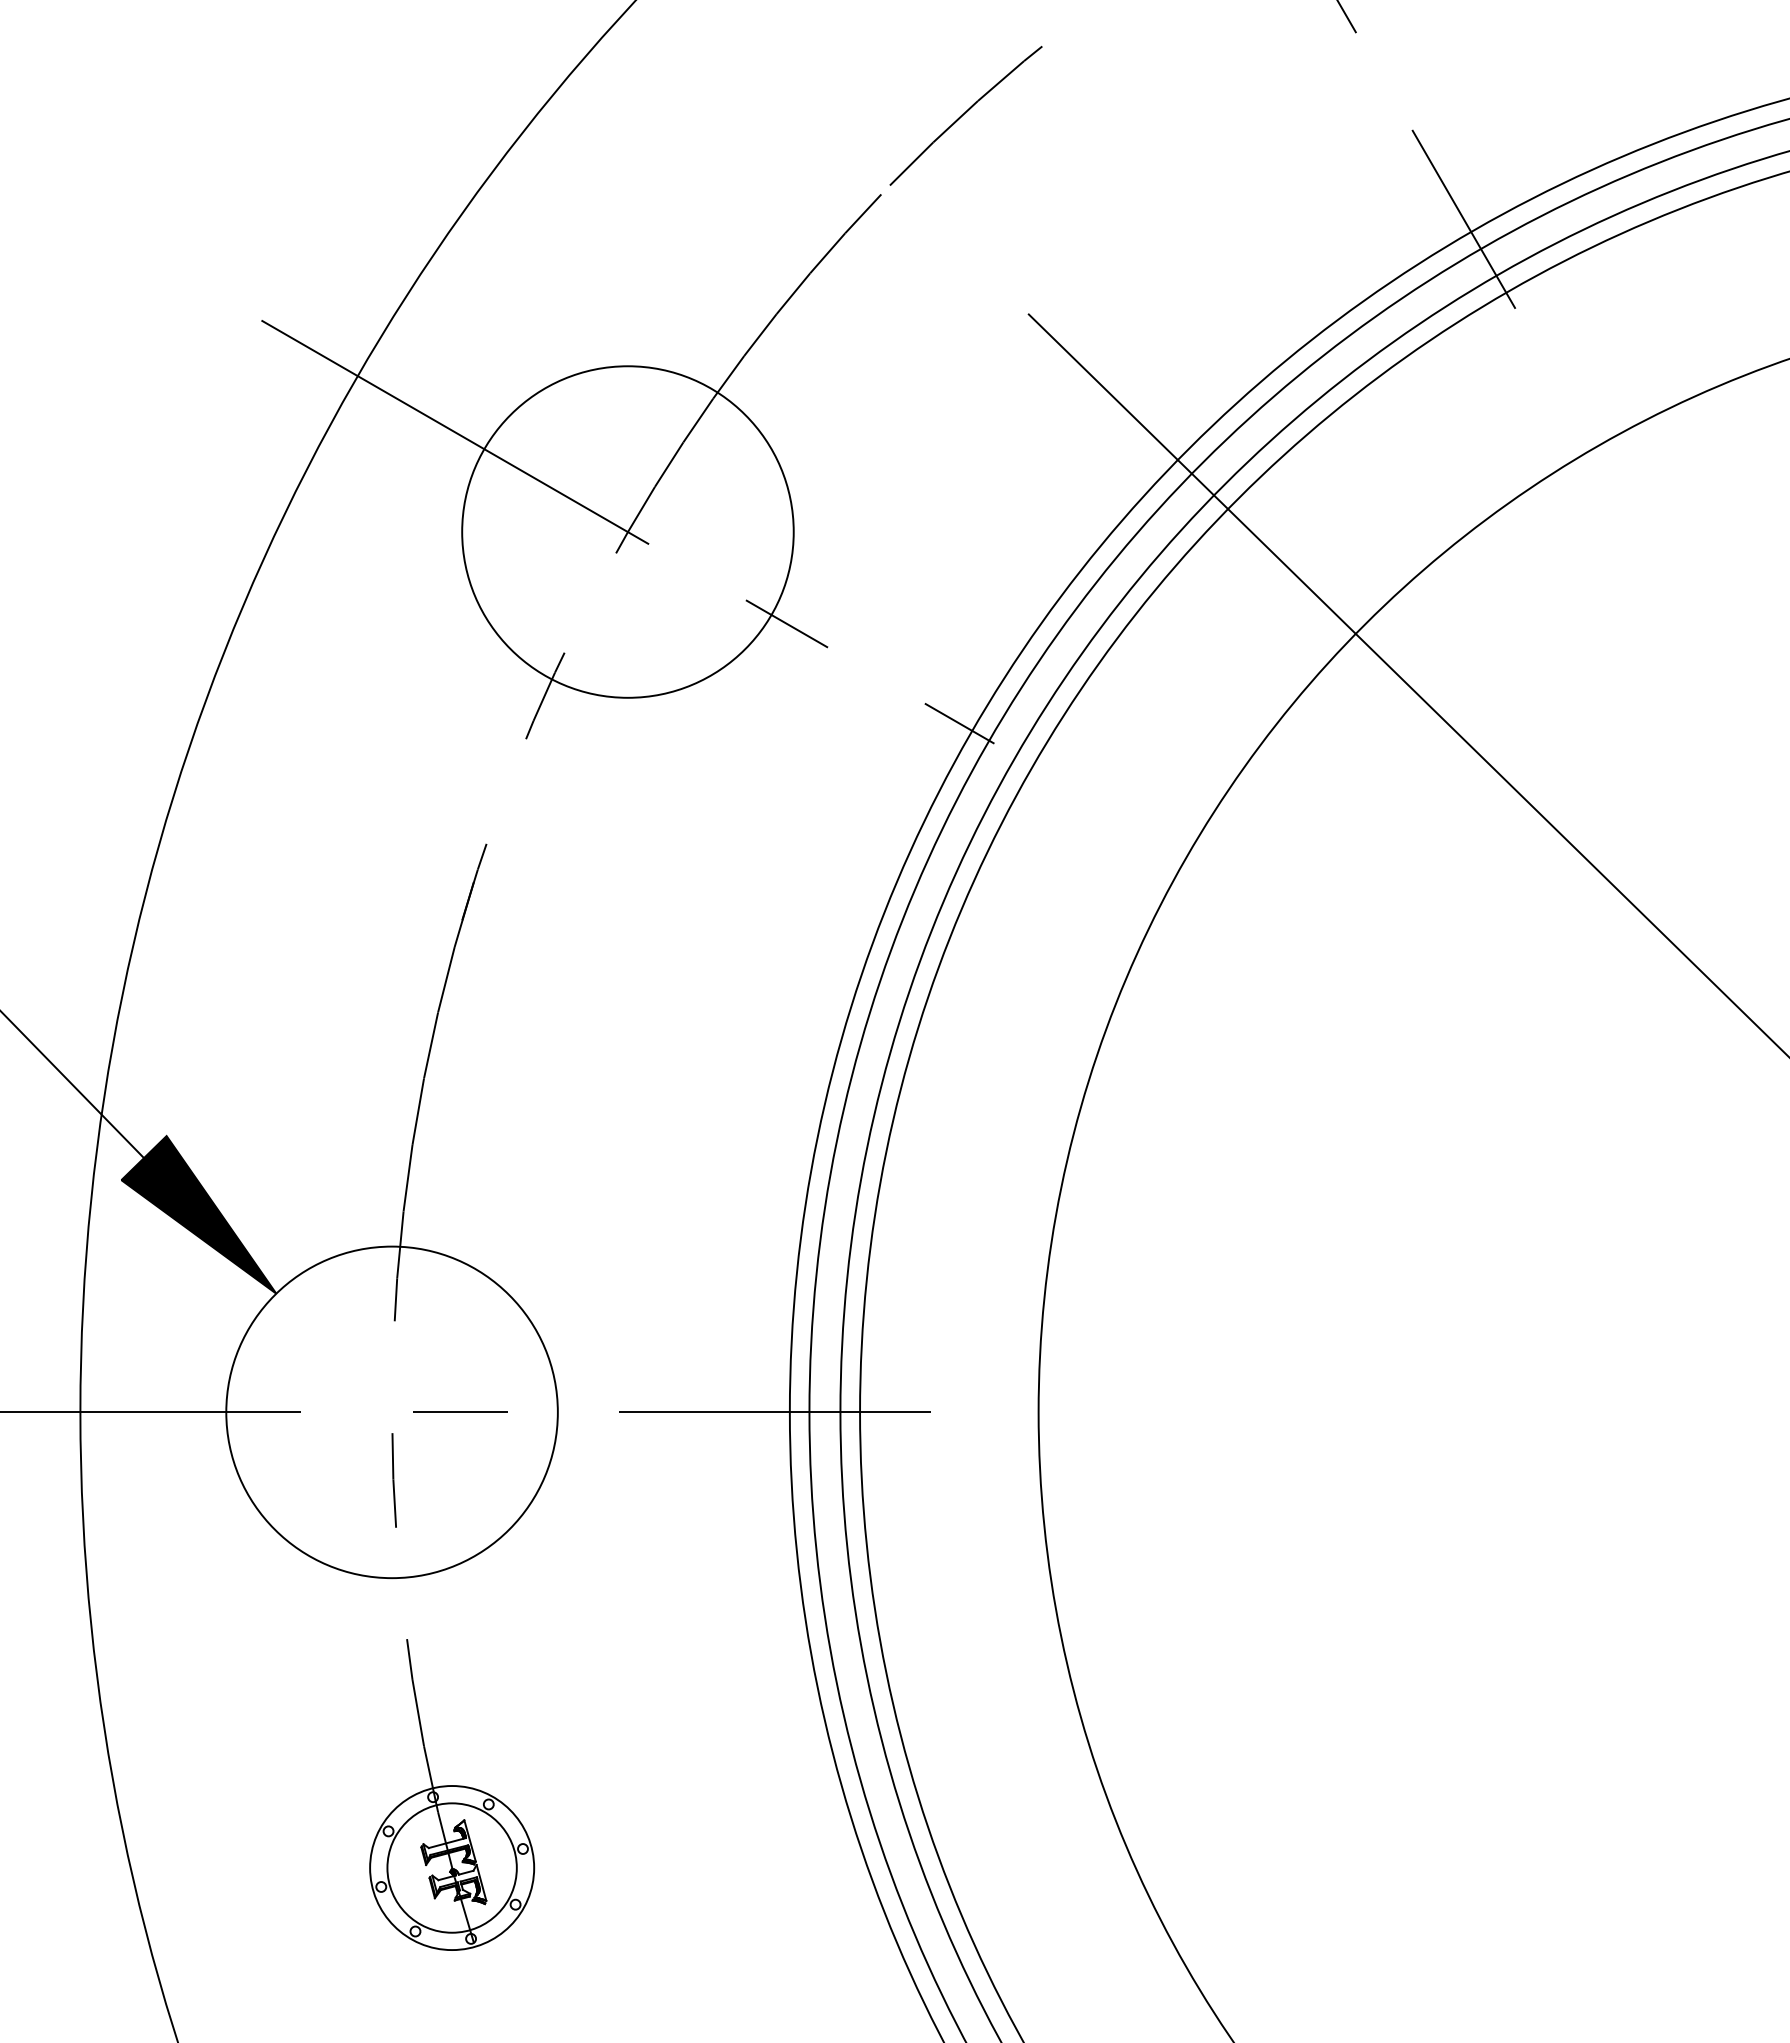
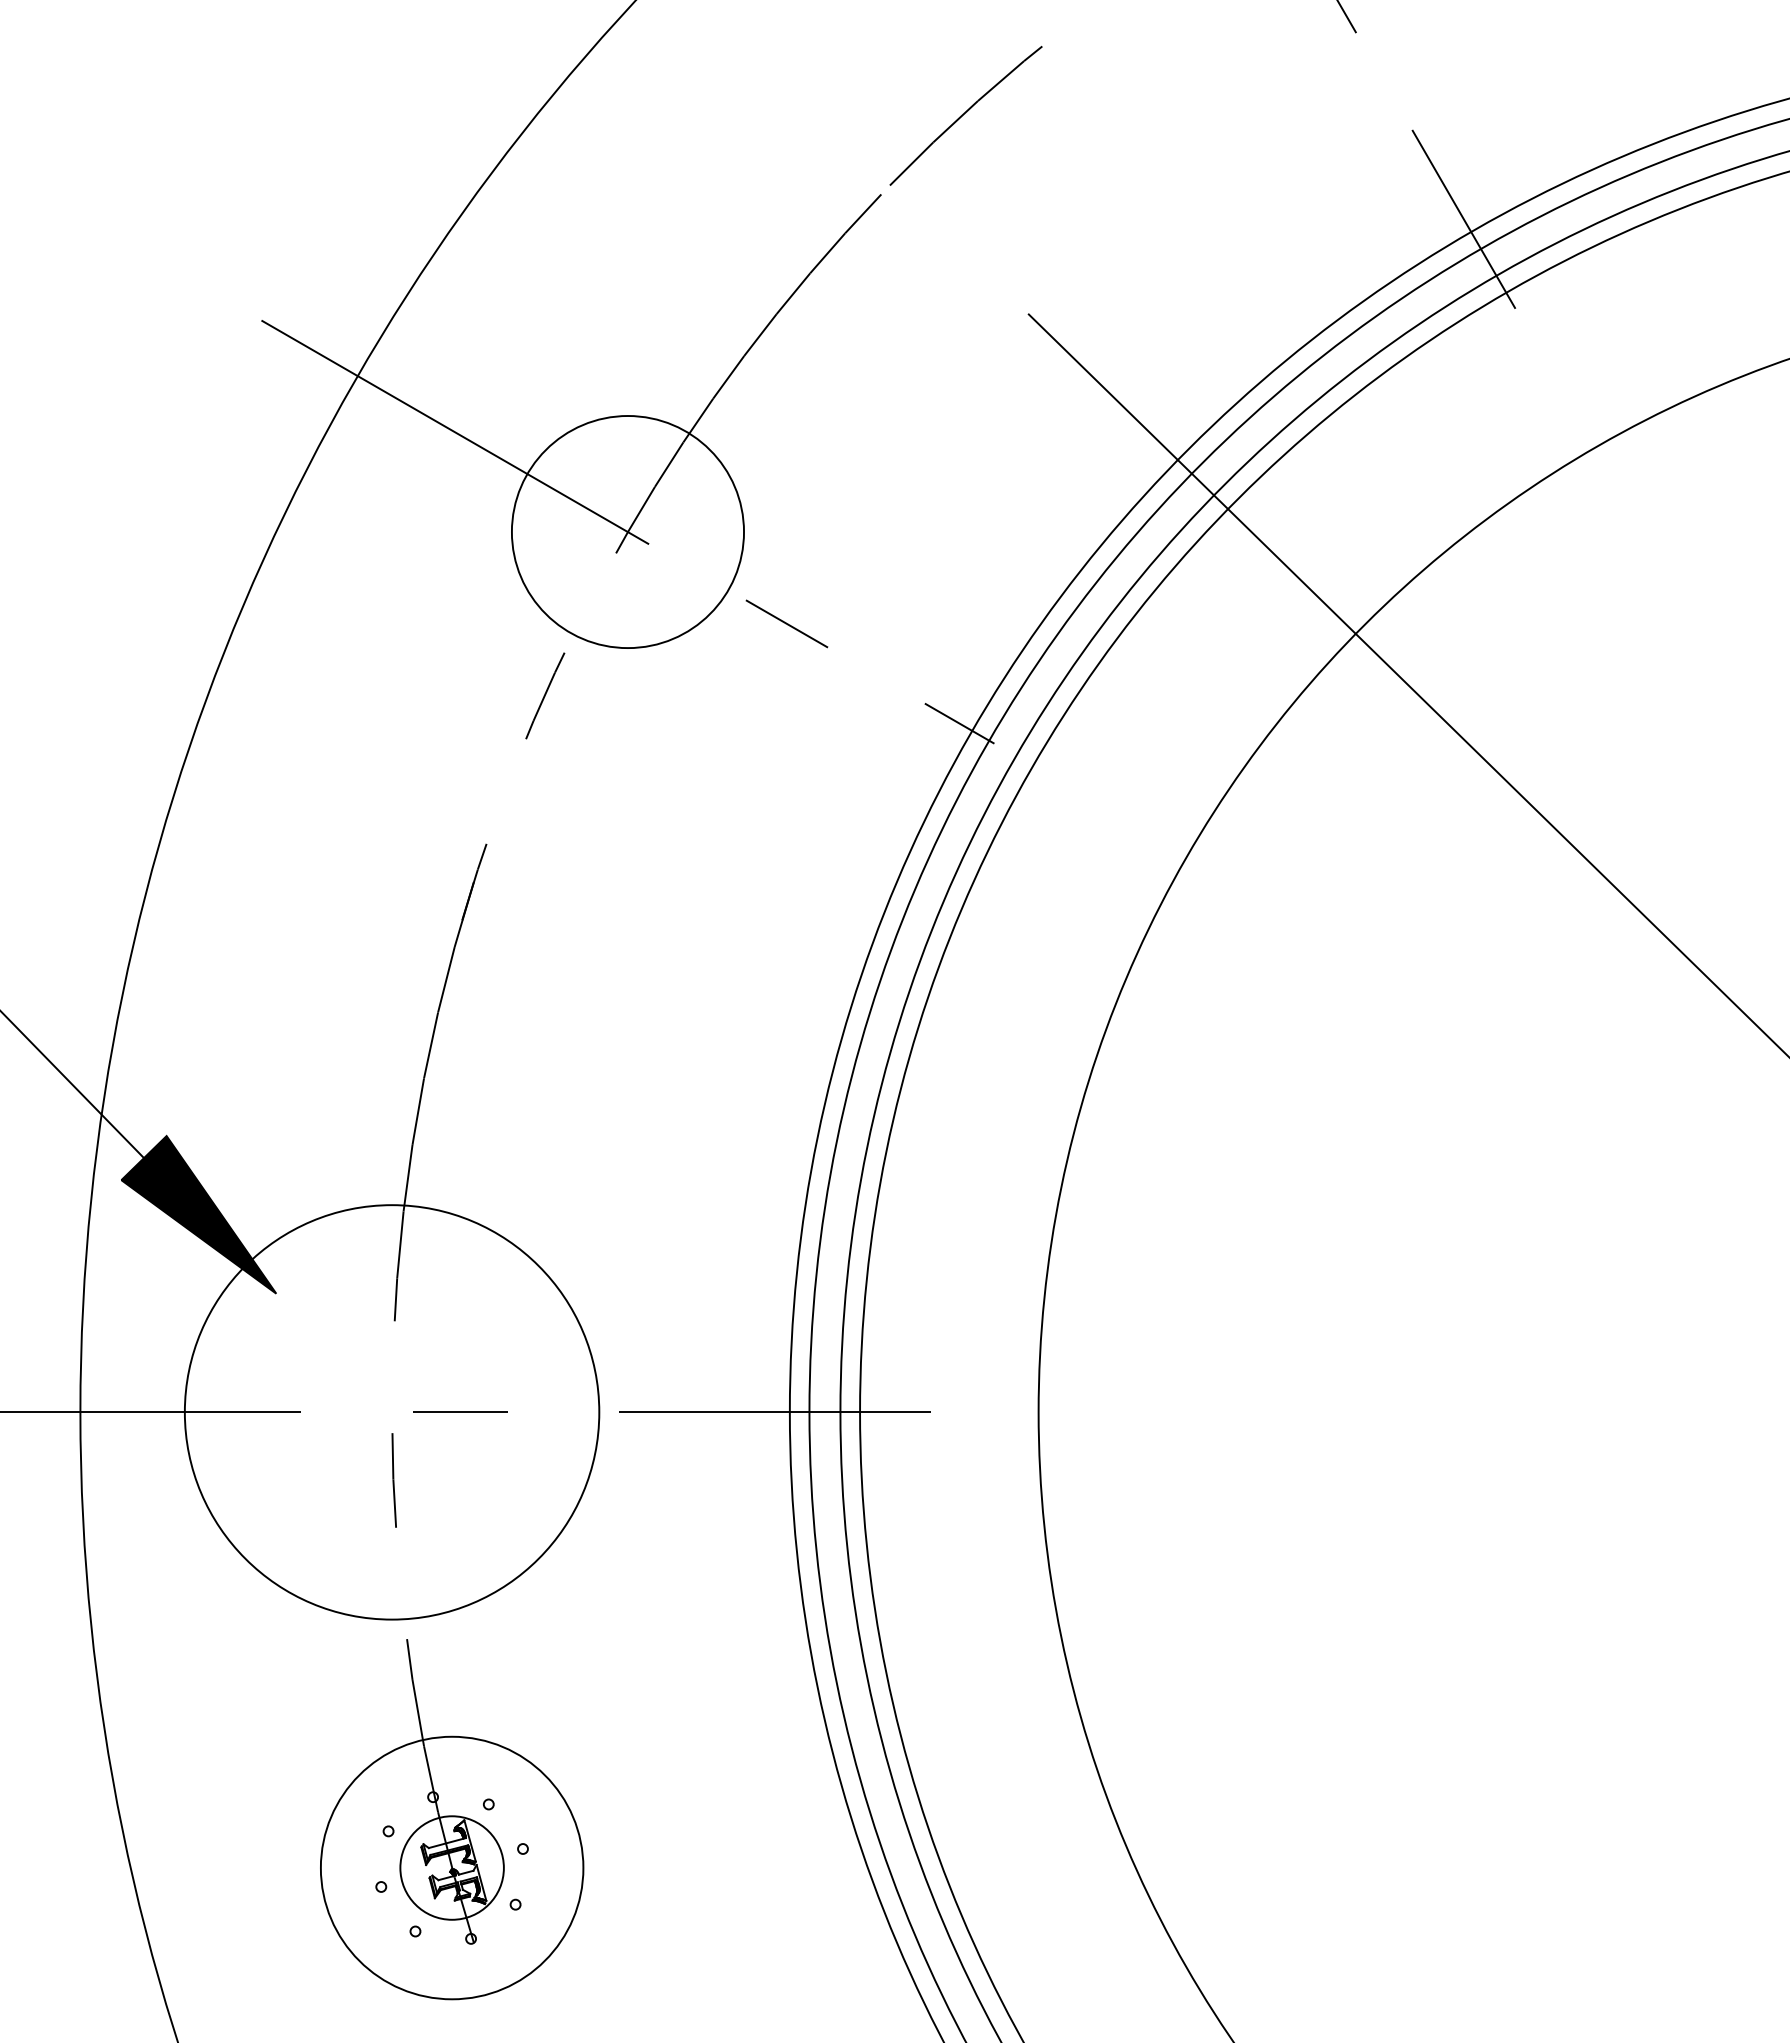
circle diameter: 332 px -> 232 px (627, 532)
circle diameter: 332 px -> 414 px (391, 1412)
circle diameter: 129 px -> 104 px (451, 1867)
circle diameter: 164 px -> 263 px (451, 1867)
